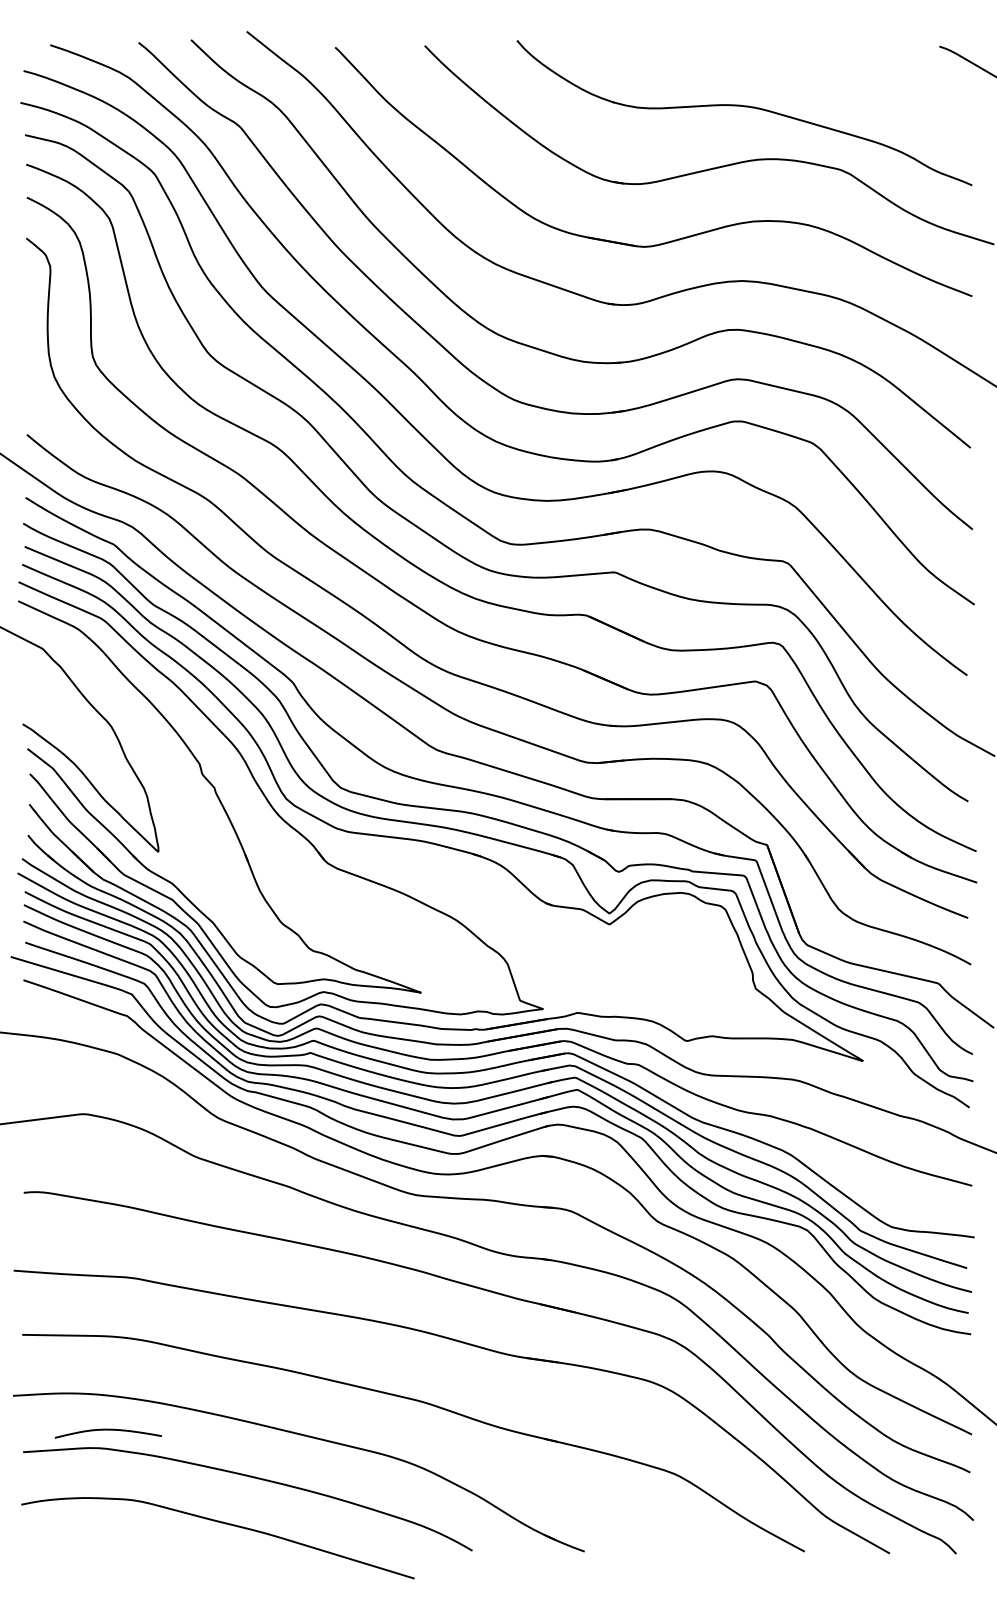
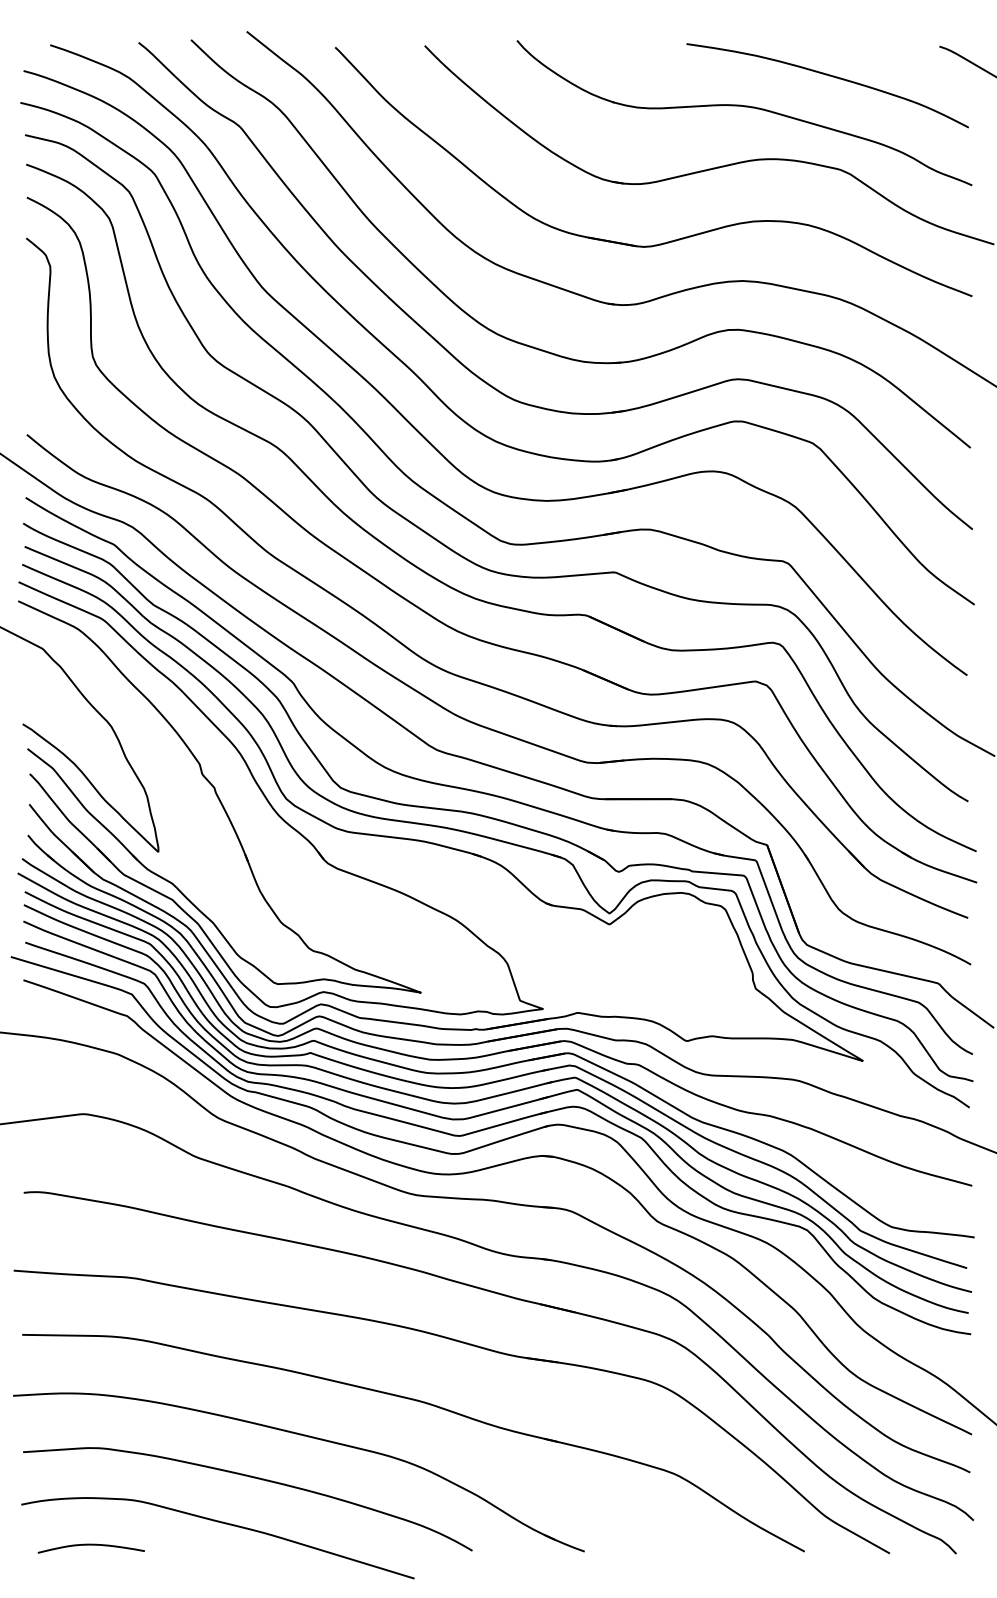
curve: none -> present (829, 76)
curve position: (107, 1430) -> (90, 1545) (90, 1545)
